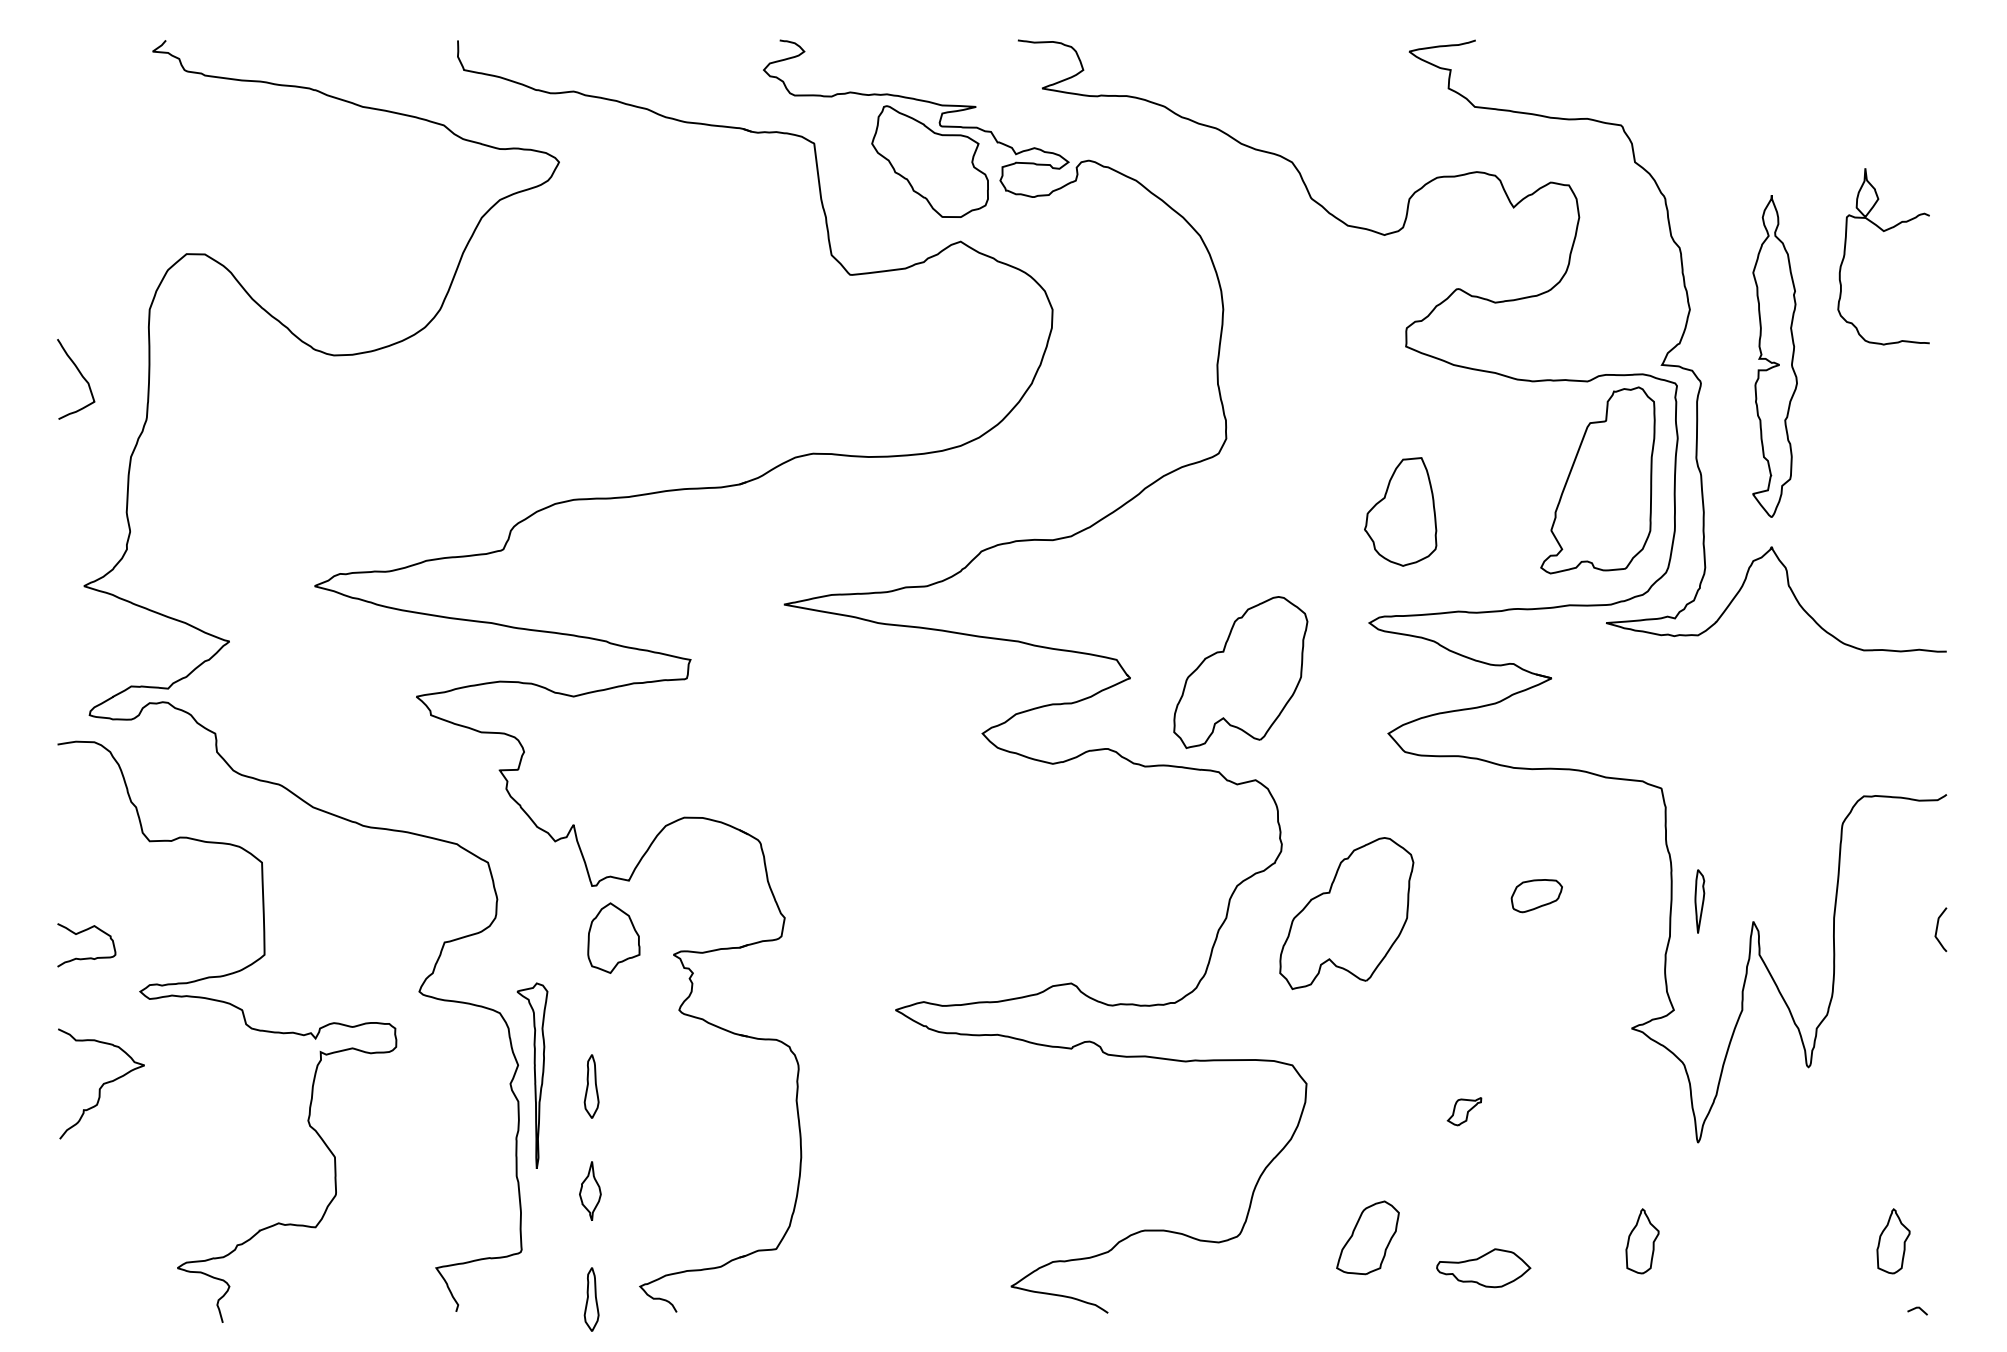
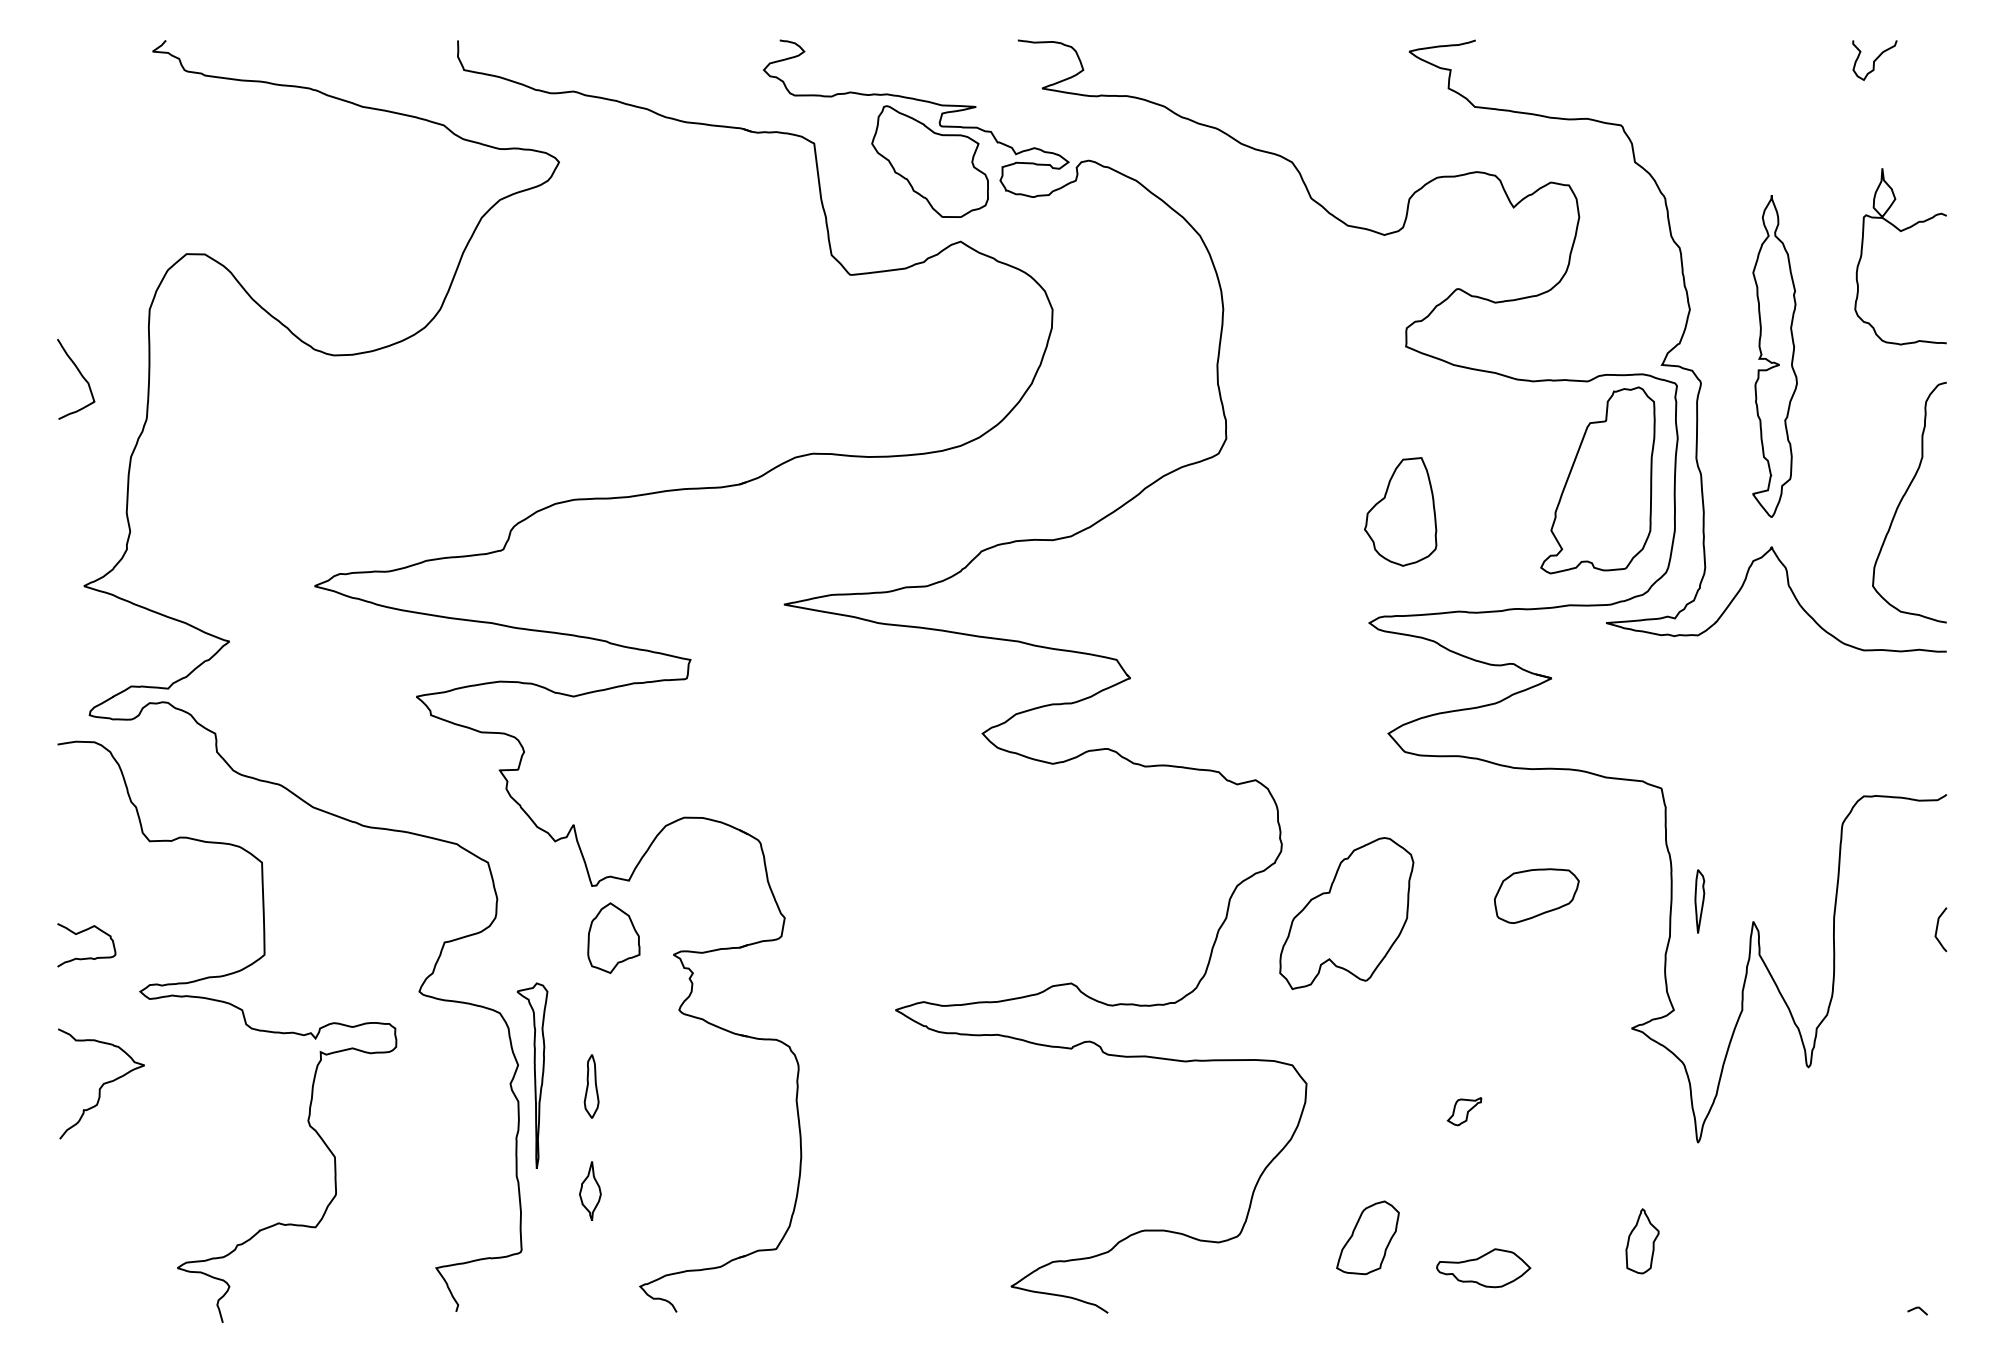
curve: none -> present (1874, 60)
part position: (1883, 232) -> (1900, 232) (1900, 232)
curve: none -> present (1903, 498)
part: present -> none (1240, 672)
part size: 53x35 px -> 86x56 px (1536, 895)
part: present -> none (1893, 1241)
part: present -> none (591, 1299)
